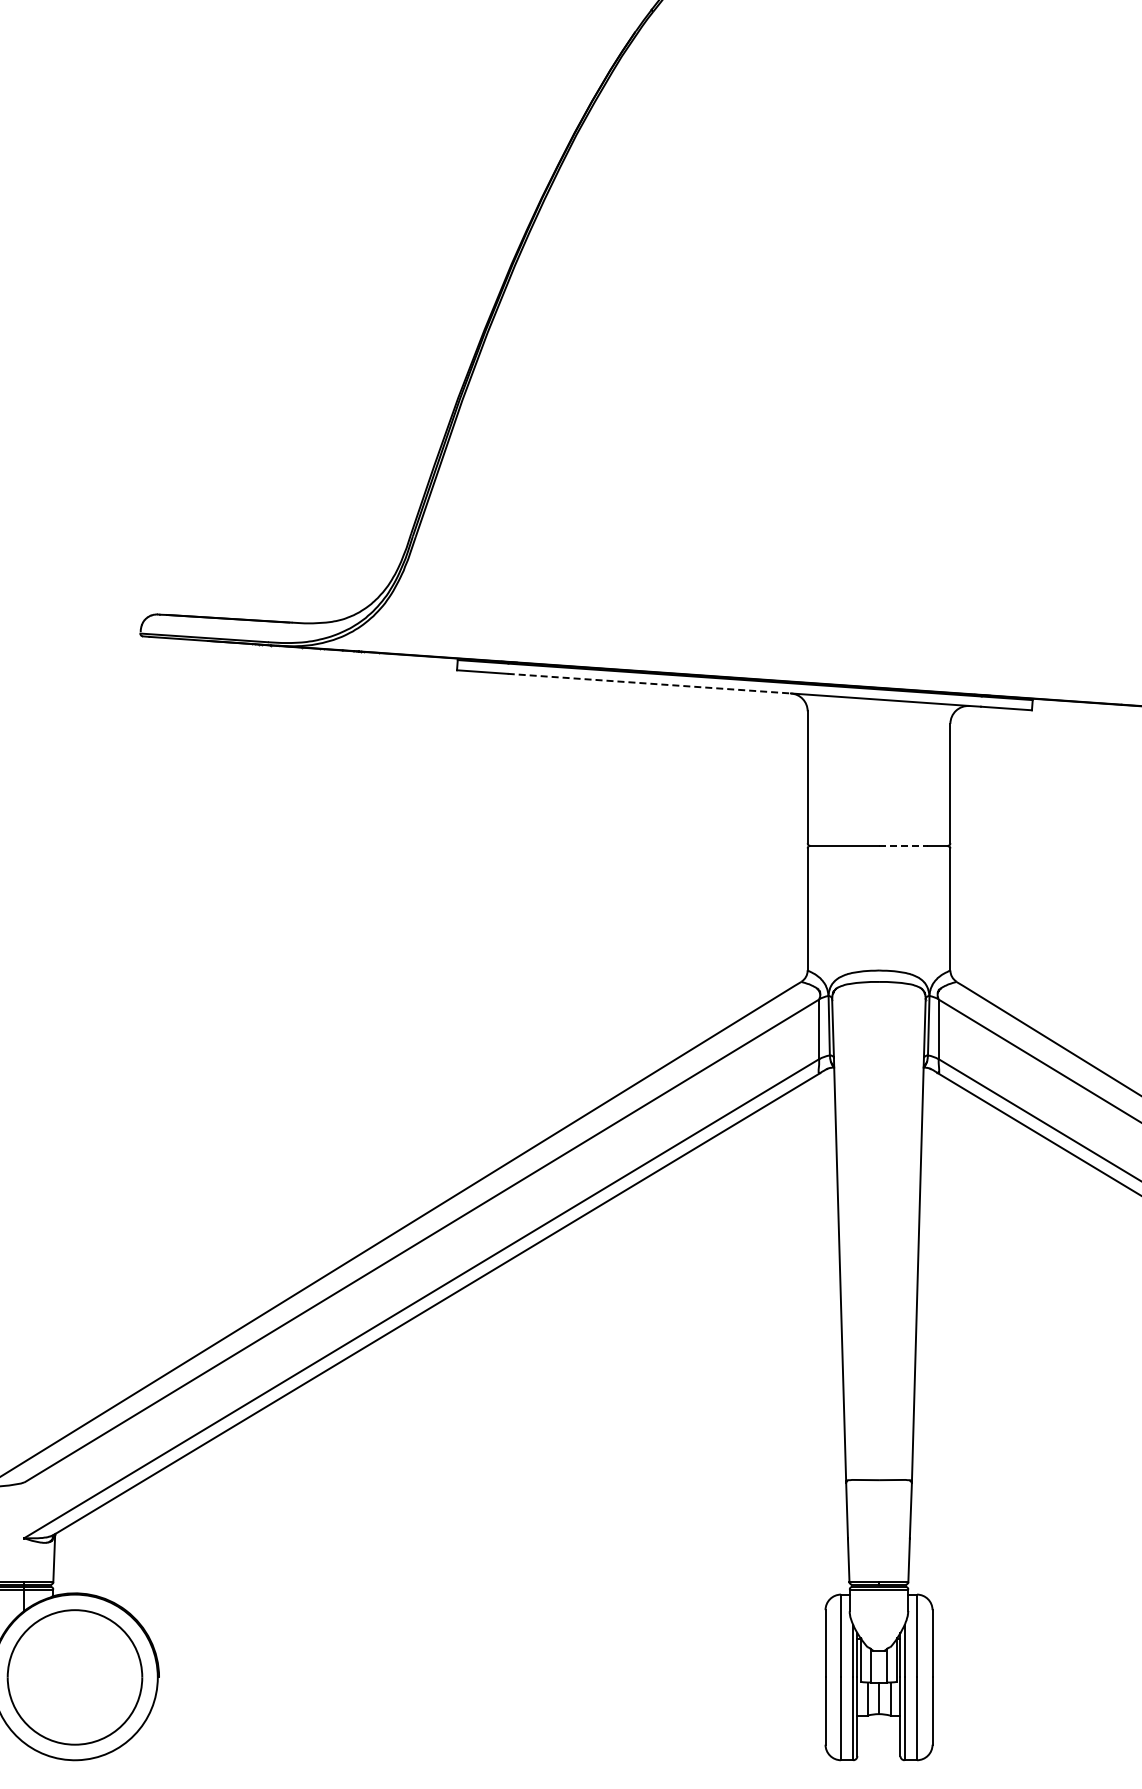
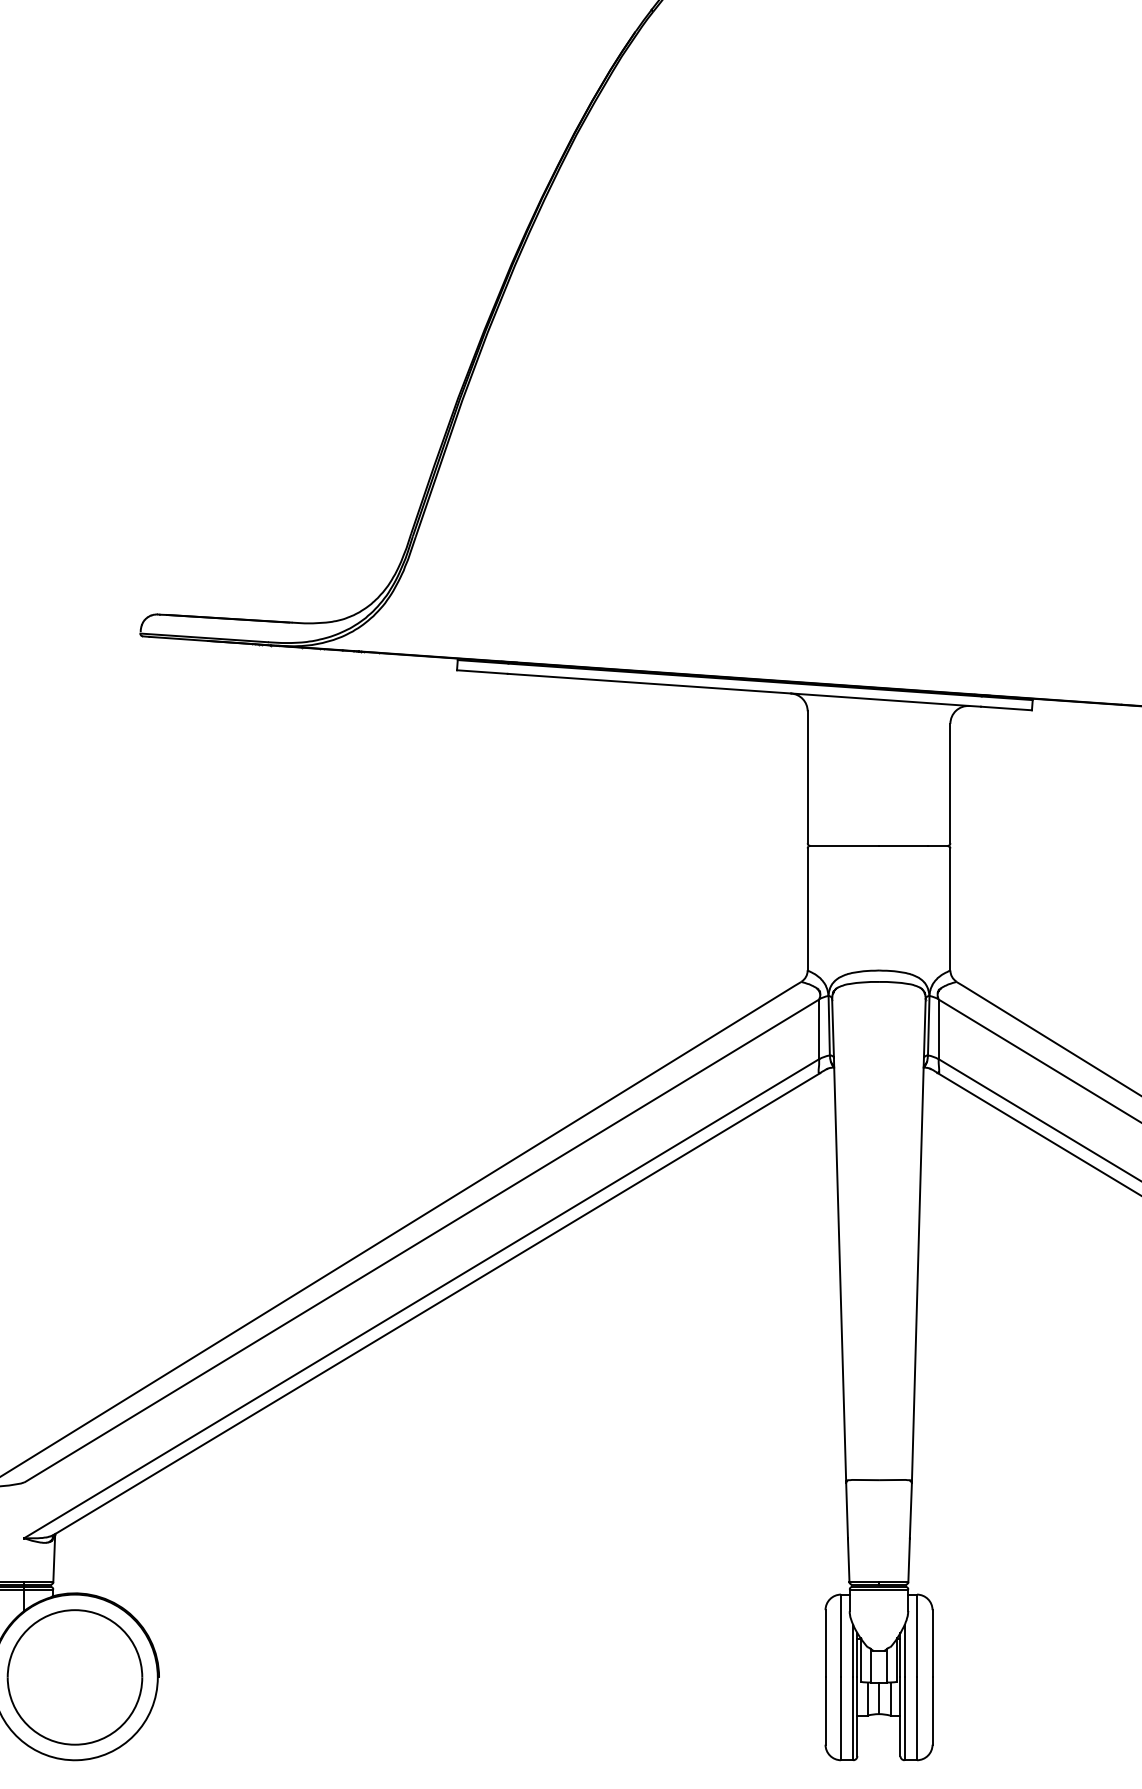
line: dashed -> solid (649, 683)
line: dashed -> solid (903, 845)
